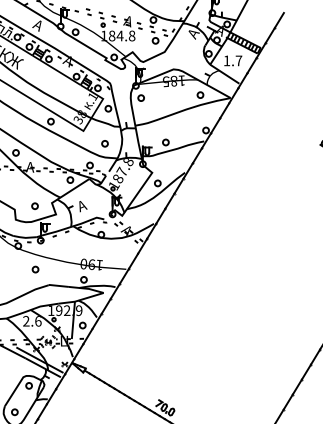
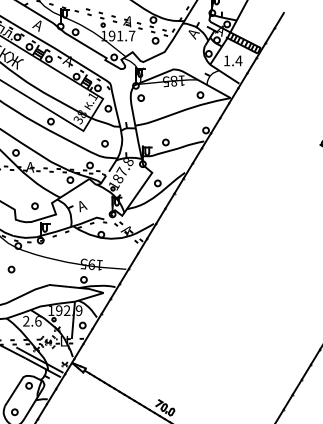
text: 184.8 -> 191.7 (121, 35)
text: 1.7 -> 1.4 (238, 60)
text: 190 -> 195 (83, 263)
part position: (35, 269) -> (11, 269) (11, 269)
